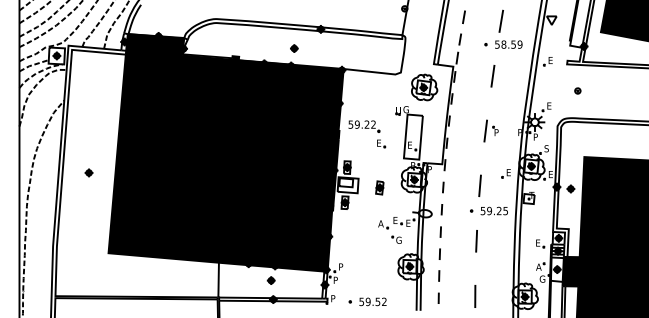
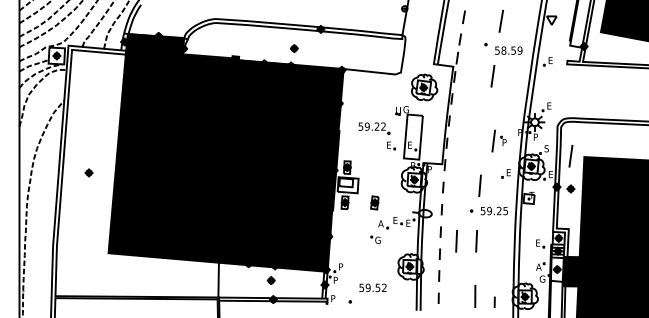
text position: (508, 44) -> (508, 50) (508, 50)
part: present -> none (577, 90)
part position: (490, 130) -> (498, 140) (498, 140)
part position: (367, 134) -> (377, 136) (377, 136)
line: none -> present (570, 156)
part position: (379, 187) -> (374, 202) (374, 202)
part position: (396, 239) -> (375, 239) (375, 239)
line: none -> present (456, 241)
text position: (372, 301) -> (372, 287) (372, 287)
line: none -> present (494, 301)
